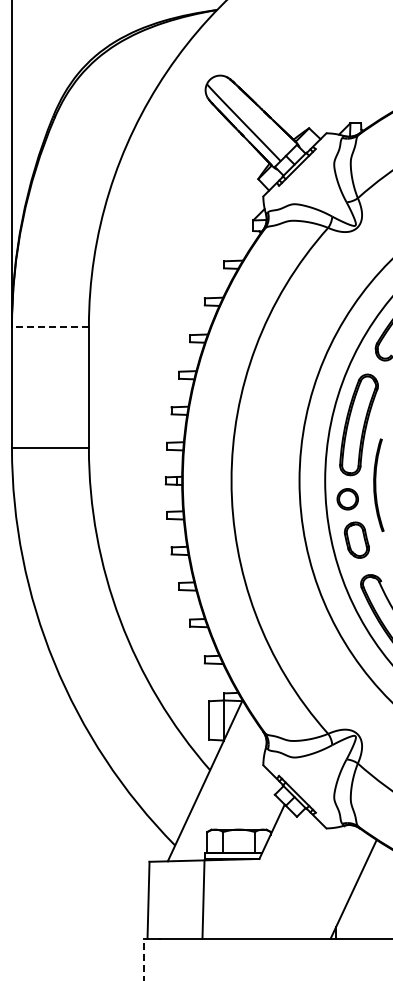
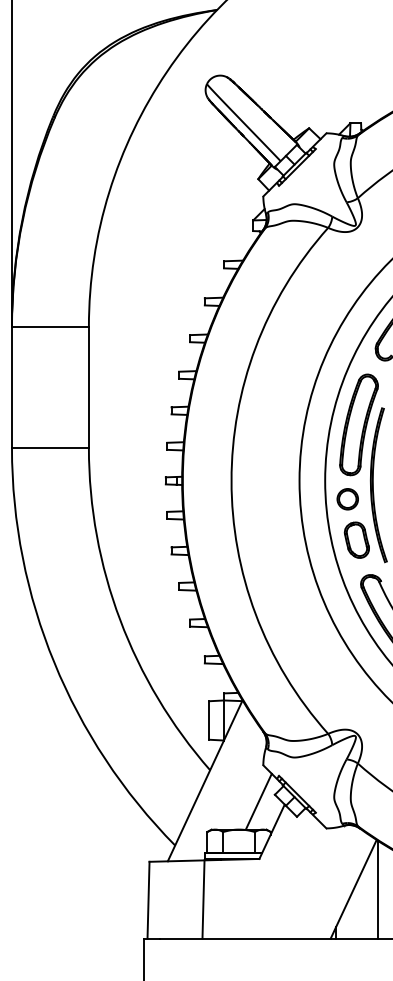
line: dashed -> solid (49, 327)
part size: 12x95 px -> 18x157 px (378, 485)
line: none -> present (258, 801)
line: none -> present (378, 889)
line: dashed -> solid (143, 959)
